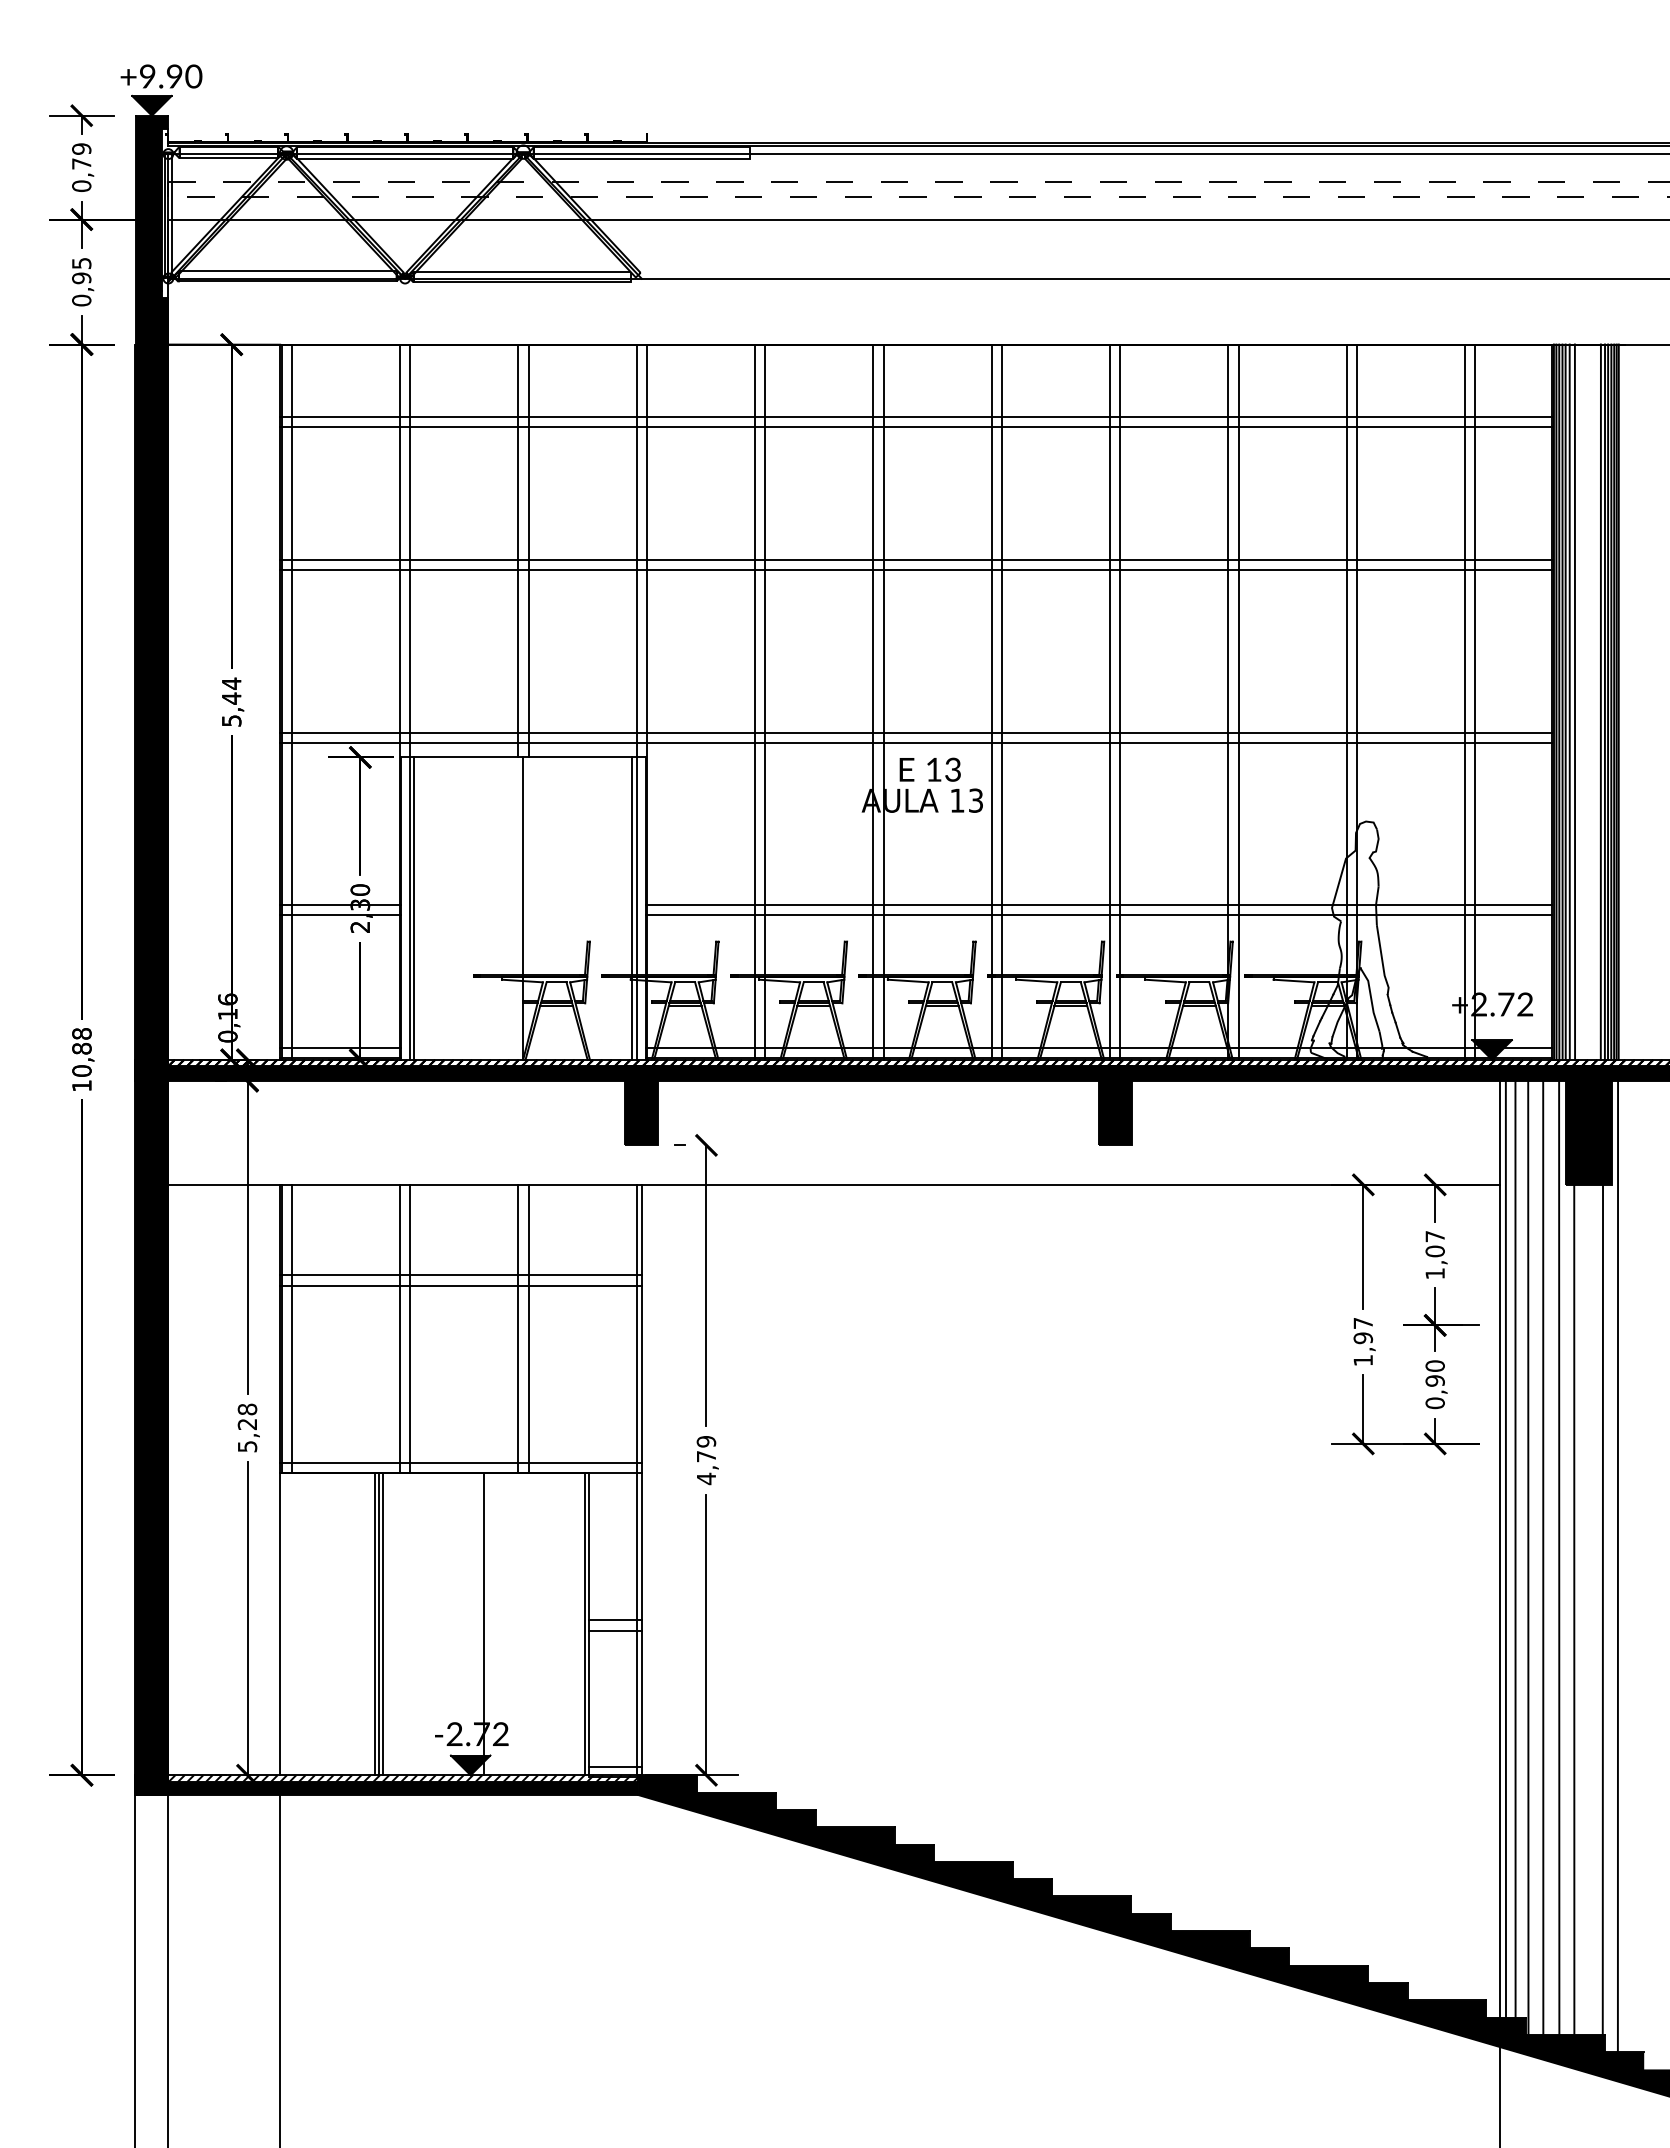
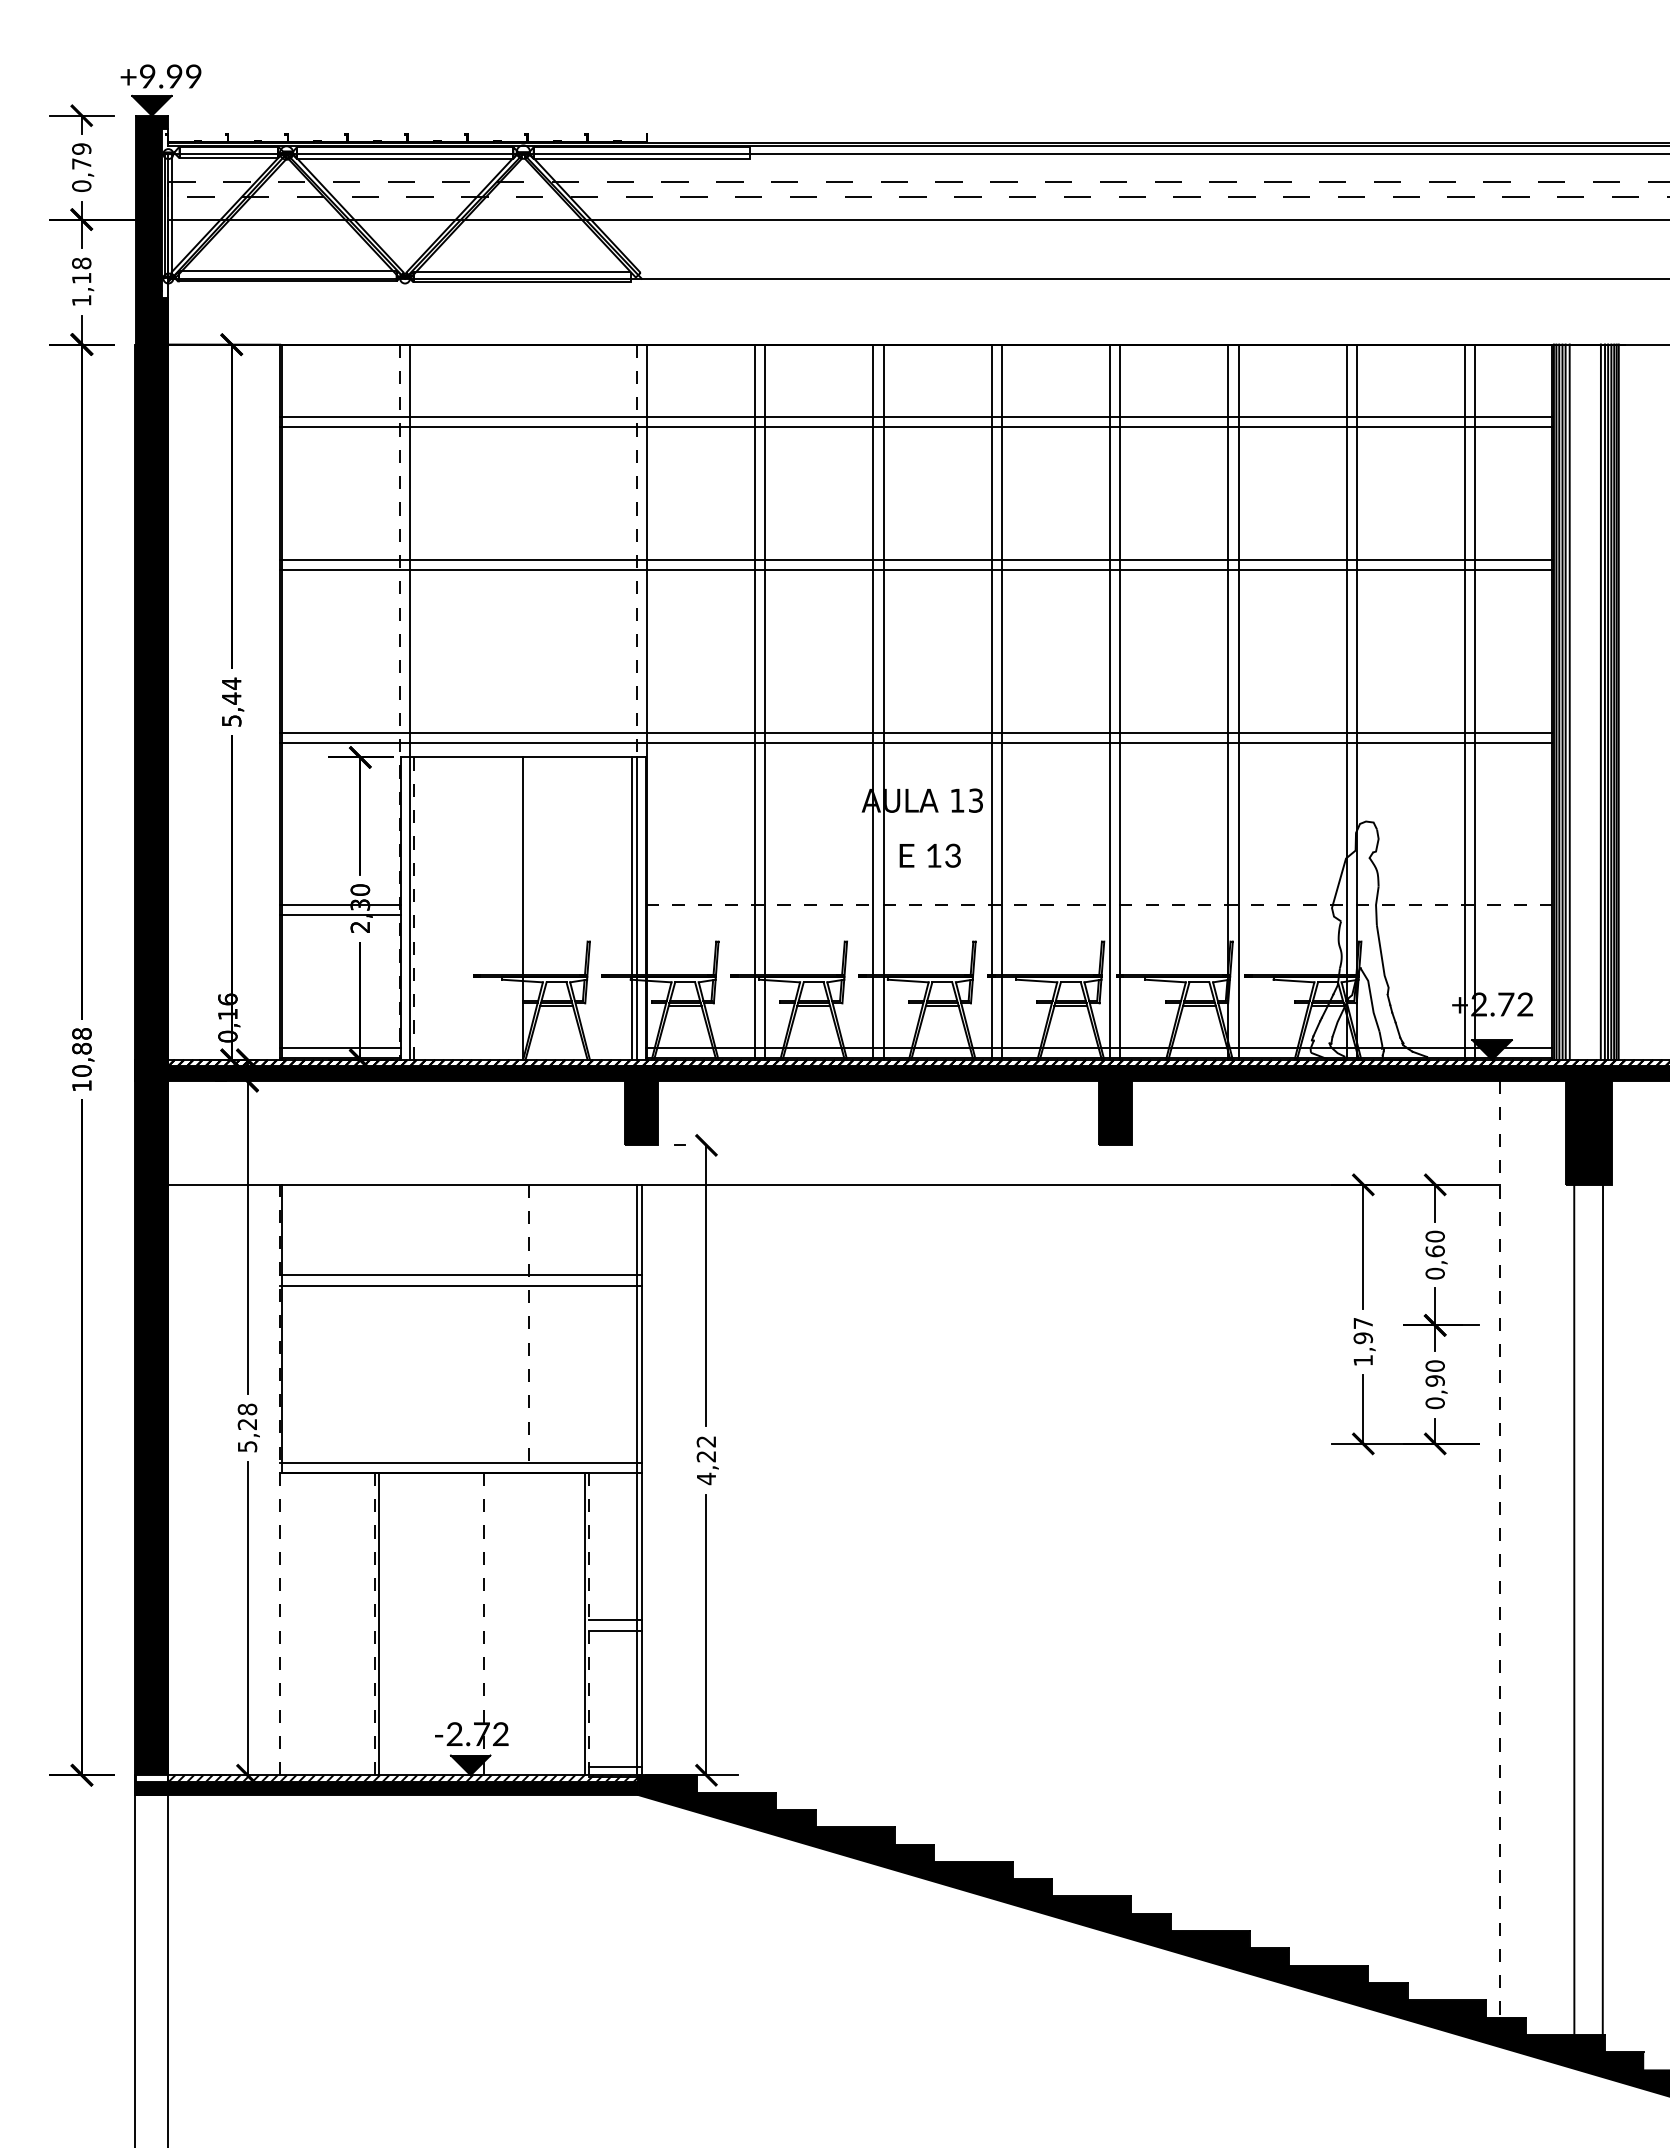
text: +9.90 -> +9.99 (193, 76)
text: 0,95 -> 1,18 (81, 281)
line: present -> none (518, 550)
line: present -> none (528, 550)
line: solid -> dashed (636, 551)
line: present -> none (291, 701)
line: present -> none (1574, 701)
line: solid -> dashed (399, 702)
text position: (929, 769) -> (929, 855) (929, 855)
line: solid -> dashed (1099, 904)
line: solid -> dashed (414, 908)
line: present -> none (1098, 914)
text: 1,07 -> 0,60 (1434, 1254)
line: present -> none (291, 1328)
line: present -> none (399, 1328)
line: present -> none (410, 1328)
line: present -> none (518, 1328)
line: solid -> dashed (528, 1328)
text: 4,79 -> 4,22 (706, 1449)
line: solid -> dashed (280, 1479)
line: present -> none (1505, 1548)
line: present -> none (1515, 1548)
line: solid -> dashed (1499, 1549)
line: present -> none (1528, 1557)
line: present -> none (1543, 1557)
line: present -> none (1559, 1557)
line: present -> none (1617, 1566)
line: present -> none (382, 1623)
line: solid -> dashed (374, 1624)
line: solid -> dashed (483, 1624)
line: solid -> dashed (589, 1624)
fill: present -> none (151, 1778)
line: present -> none (280, 1969)
line: present -> none (1499, 2095)
